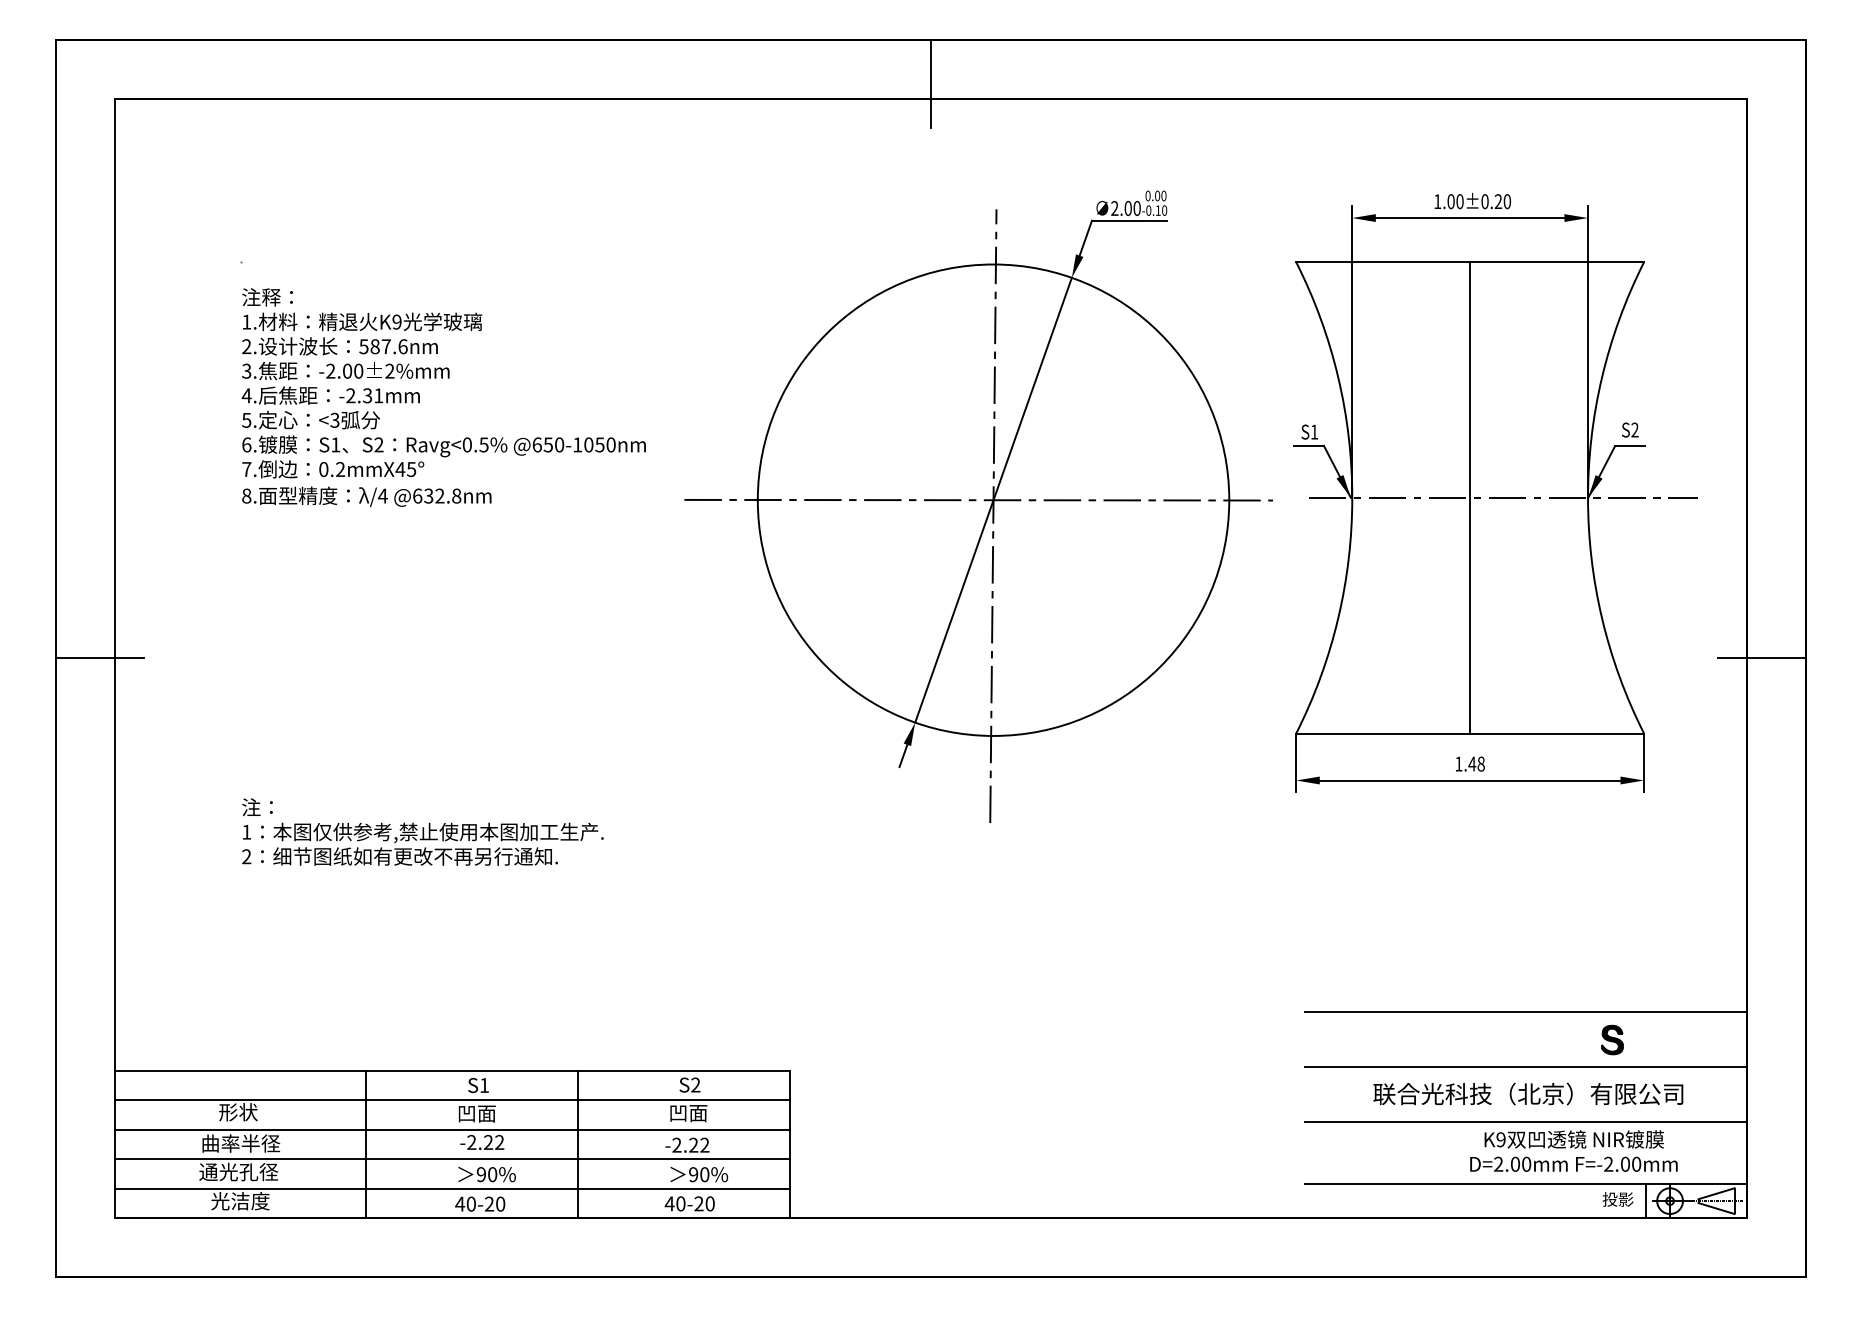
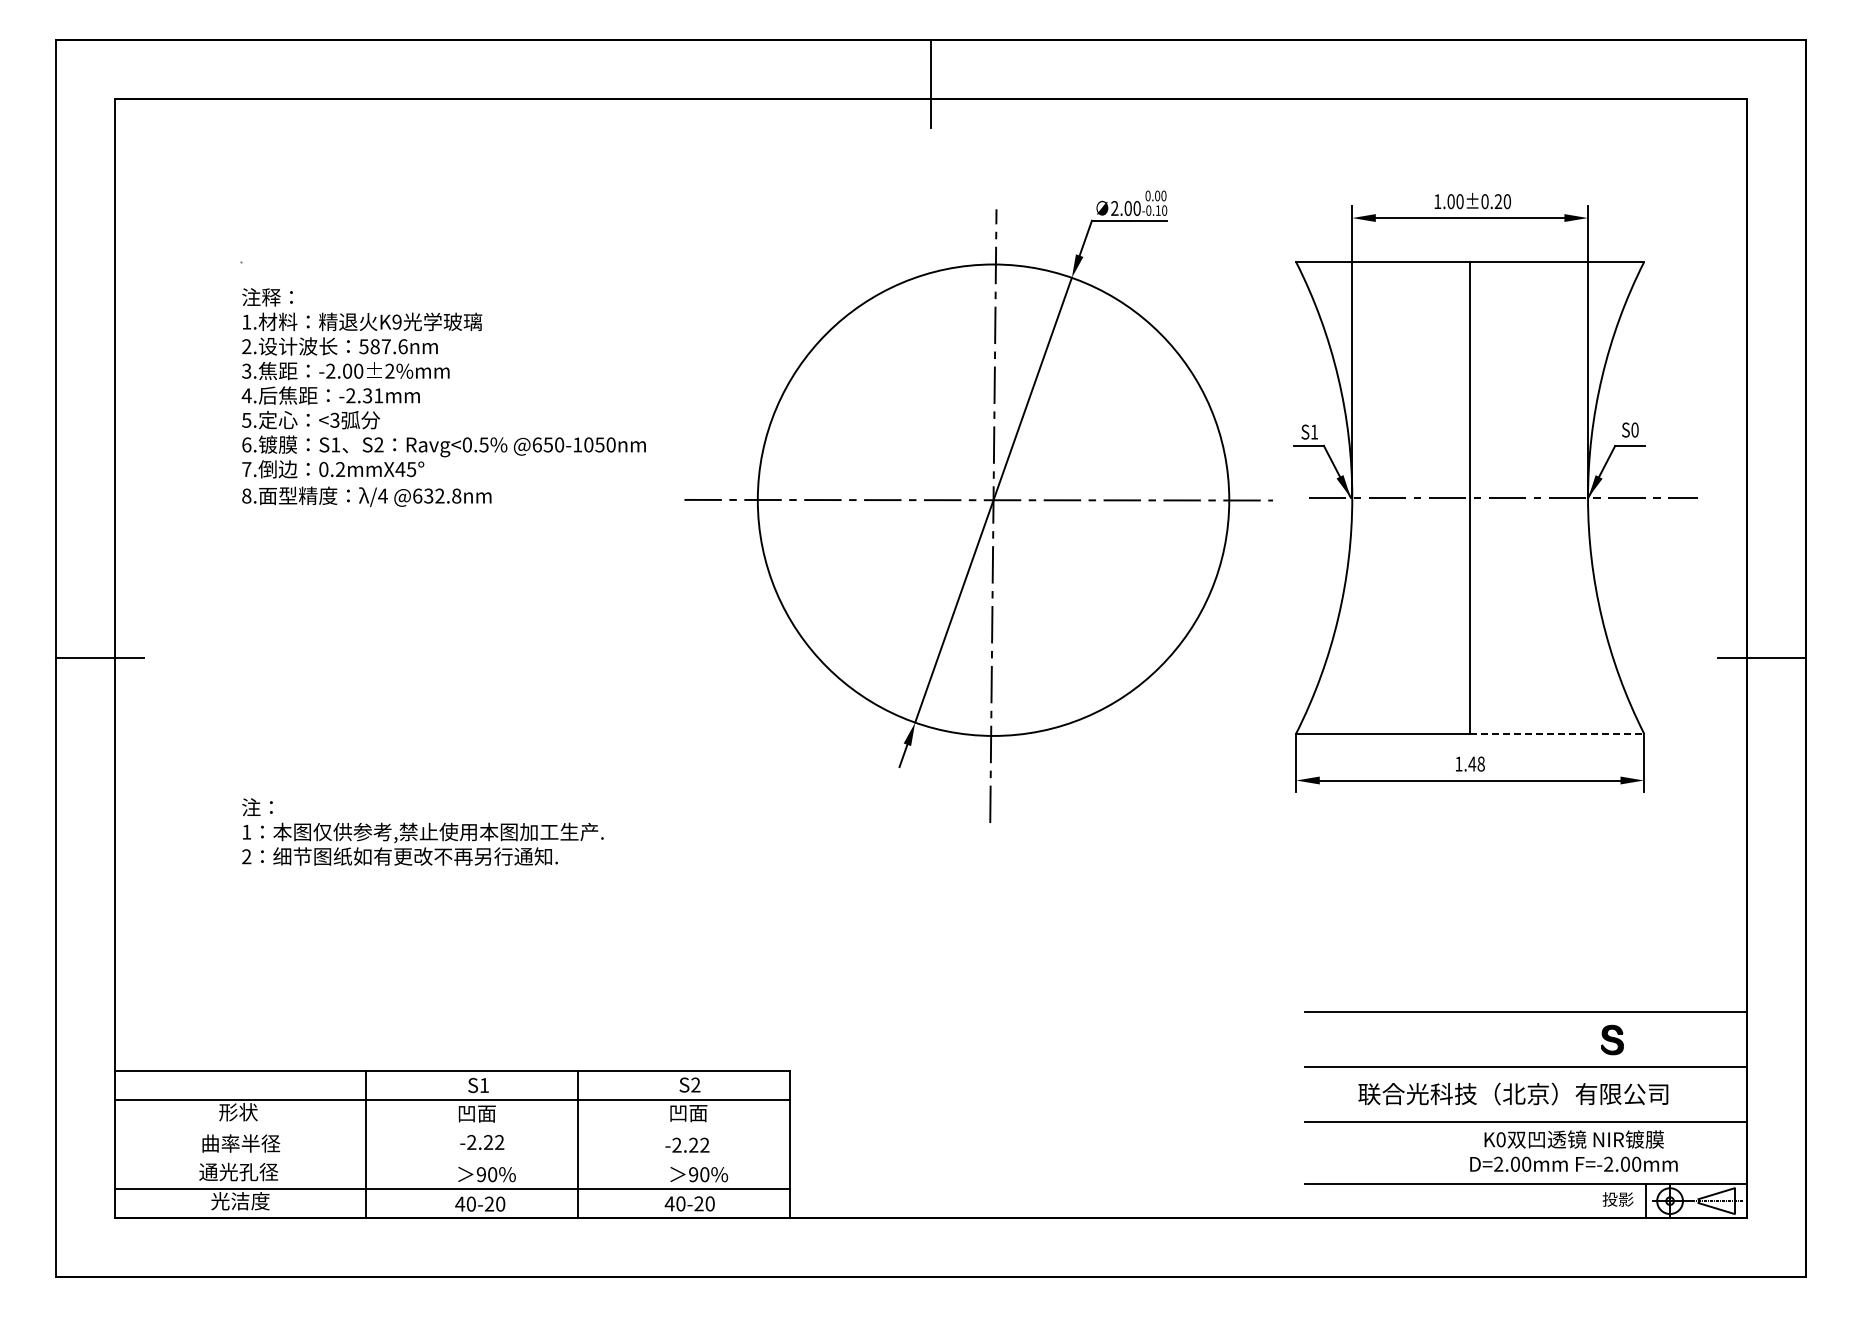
text: S2 -> S0 (1634, 429)
line: solid -> dashed (1557, 733)
text position: (1528, 1093) -> (1513, 1093) (1513, 1093)
line: present -> none (452, 1129)
text: K9 -> K0 (1500, 1139)
line: present -> none (452, 1159)
